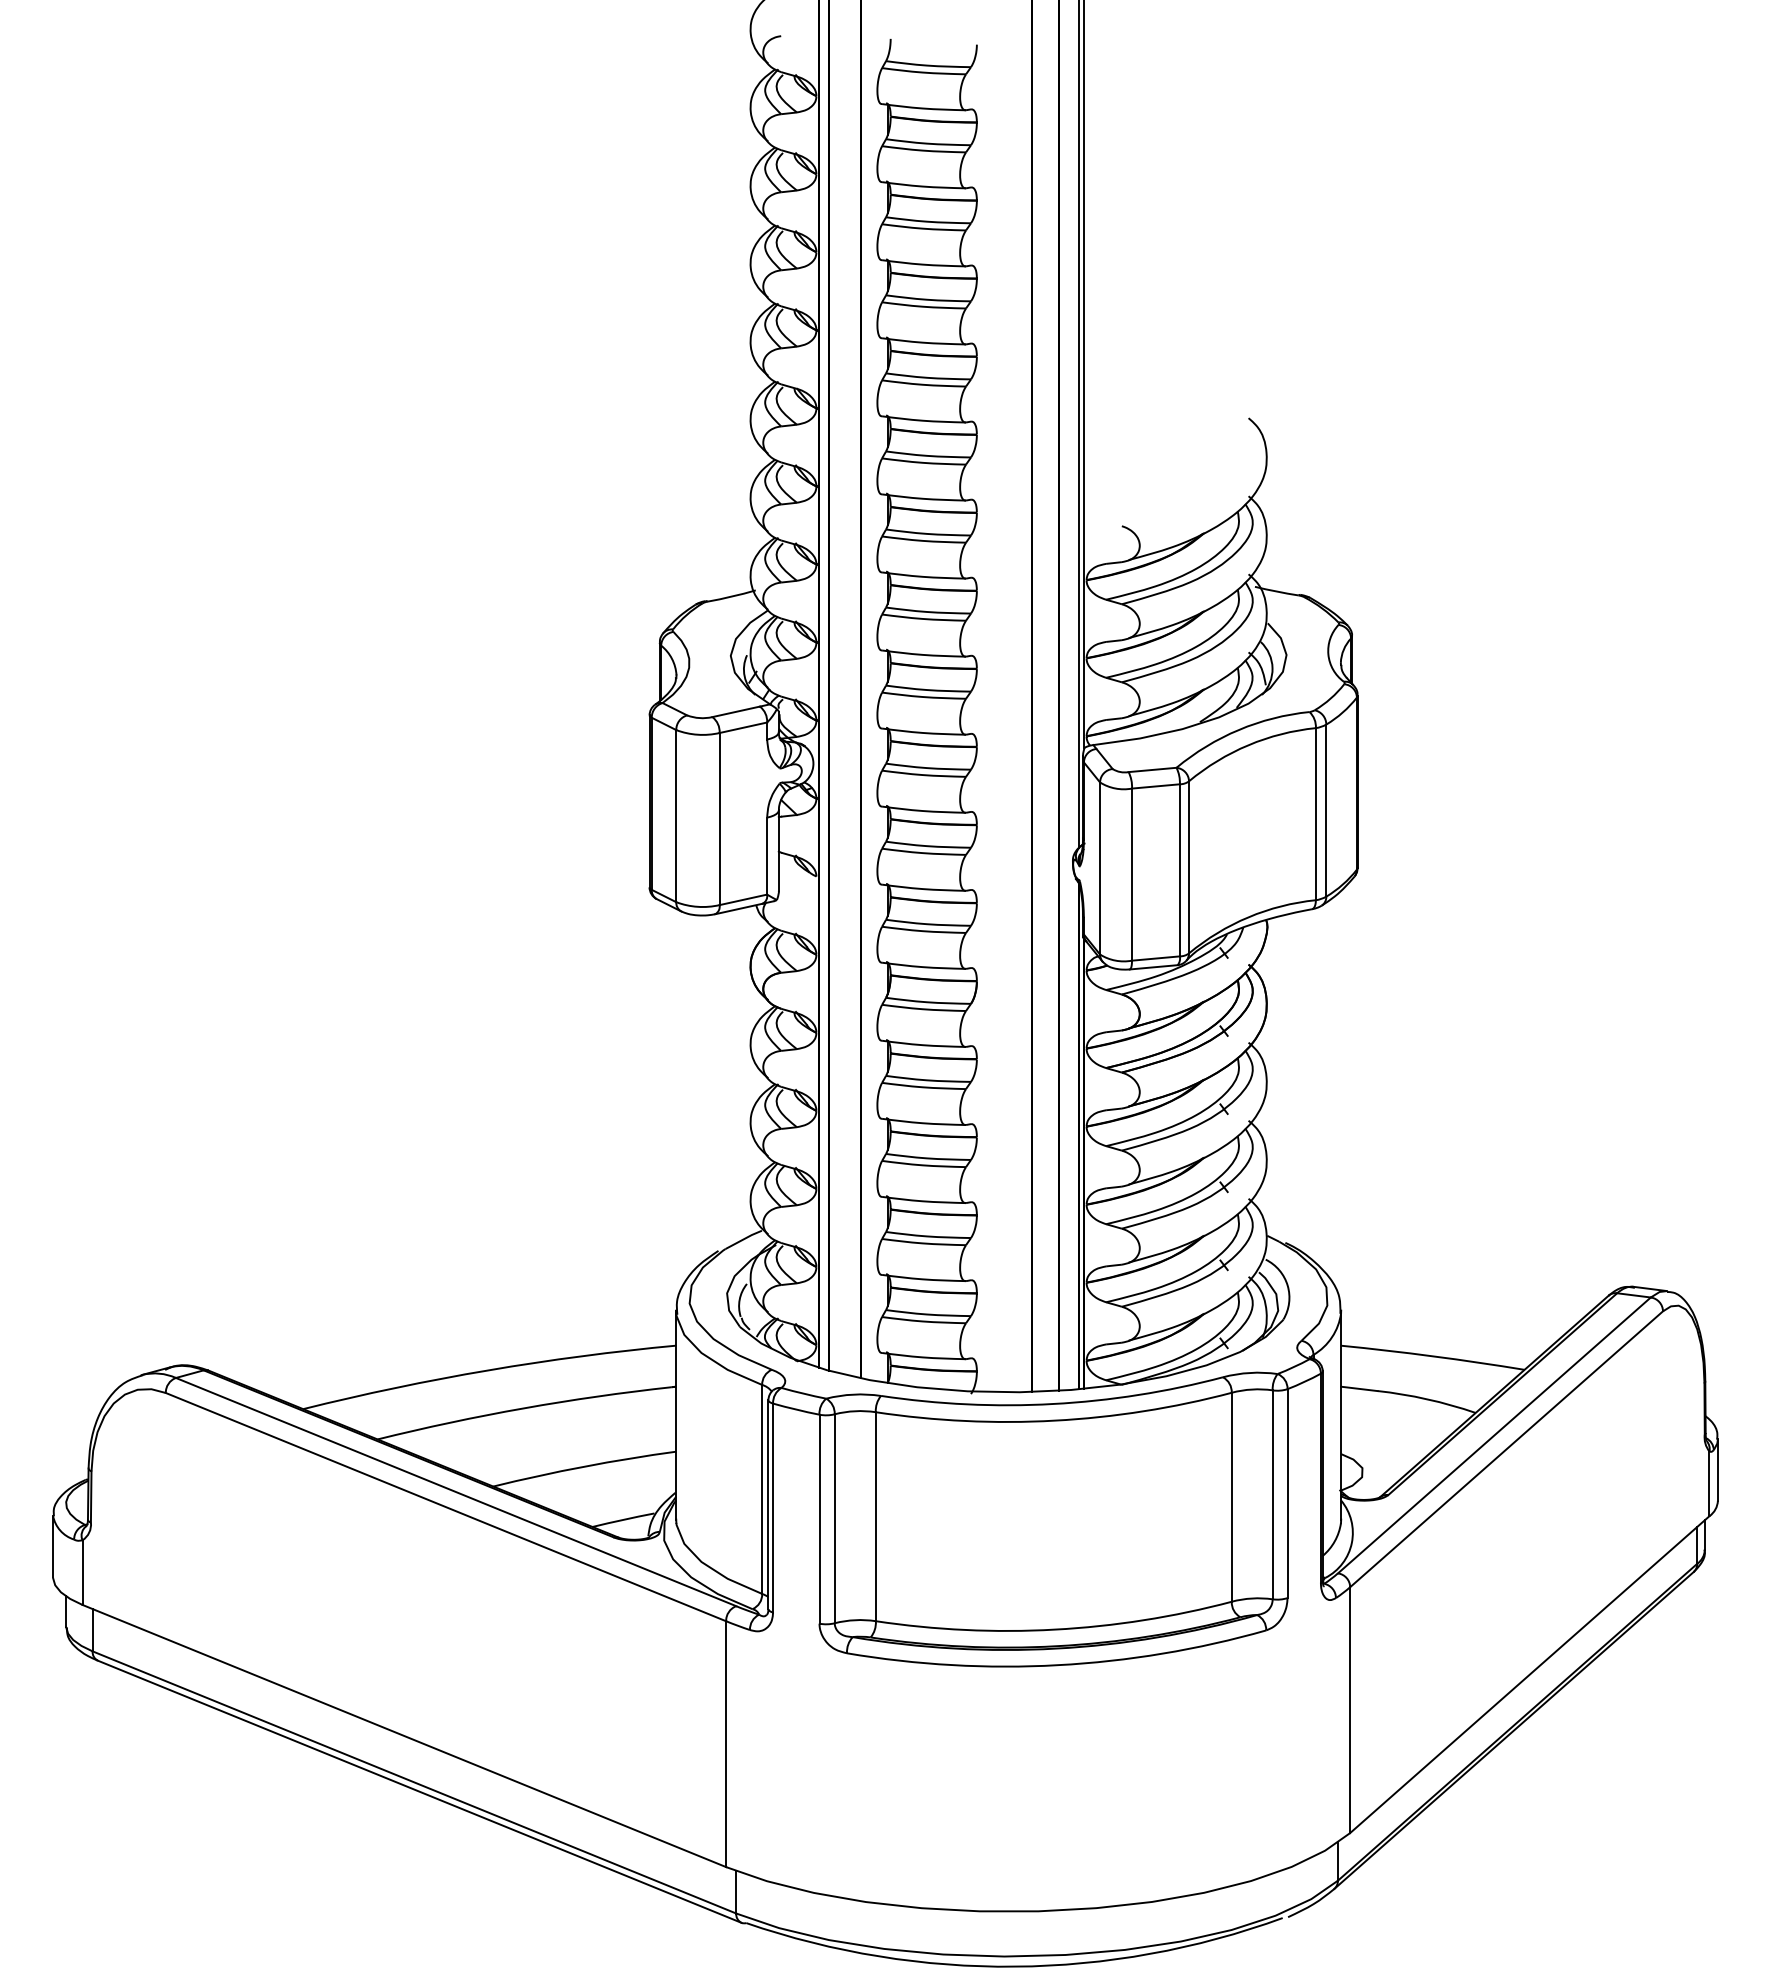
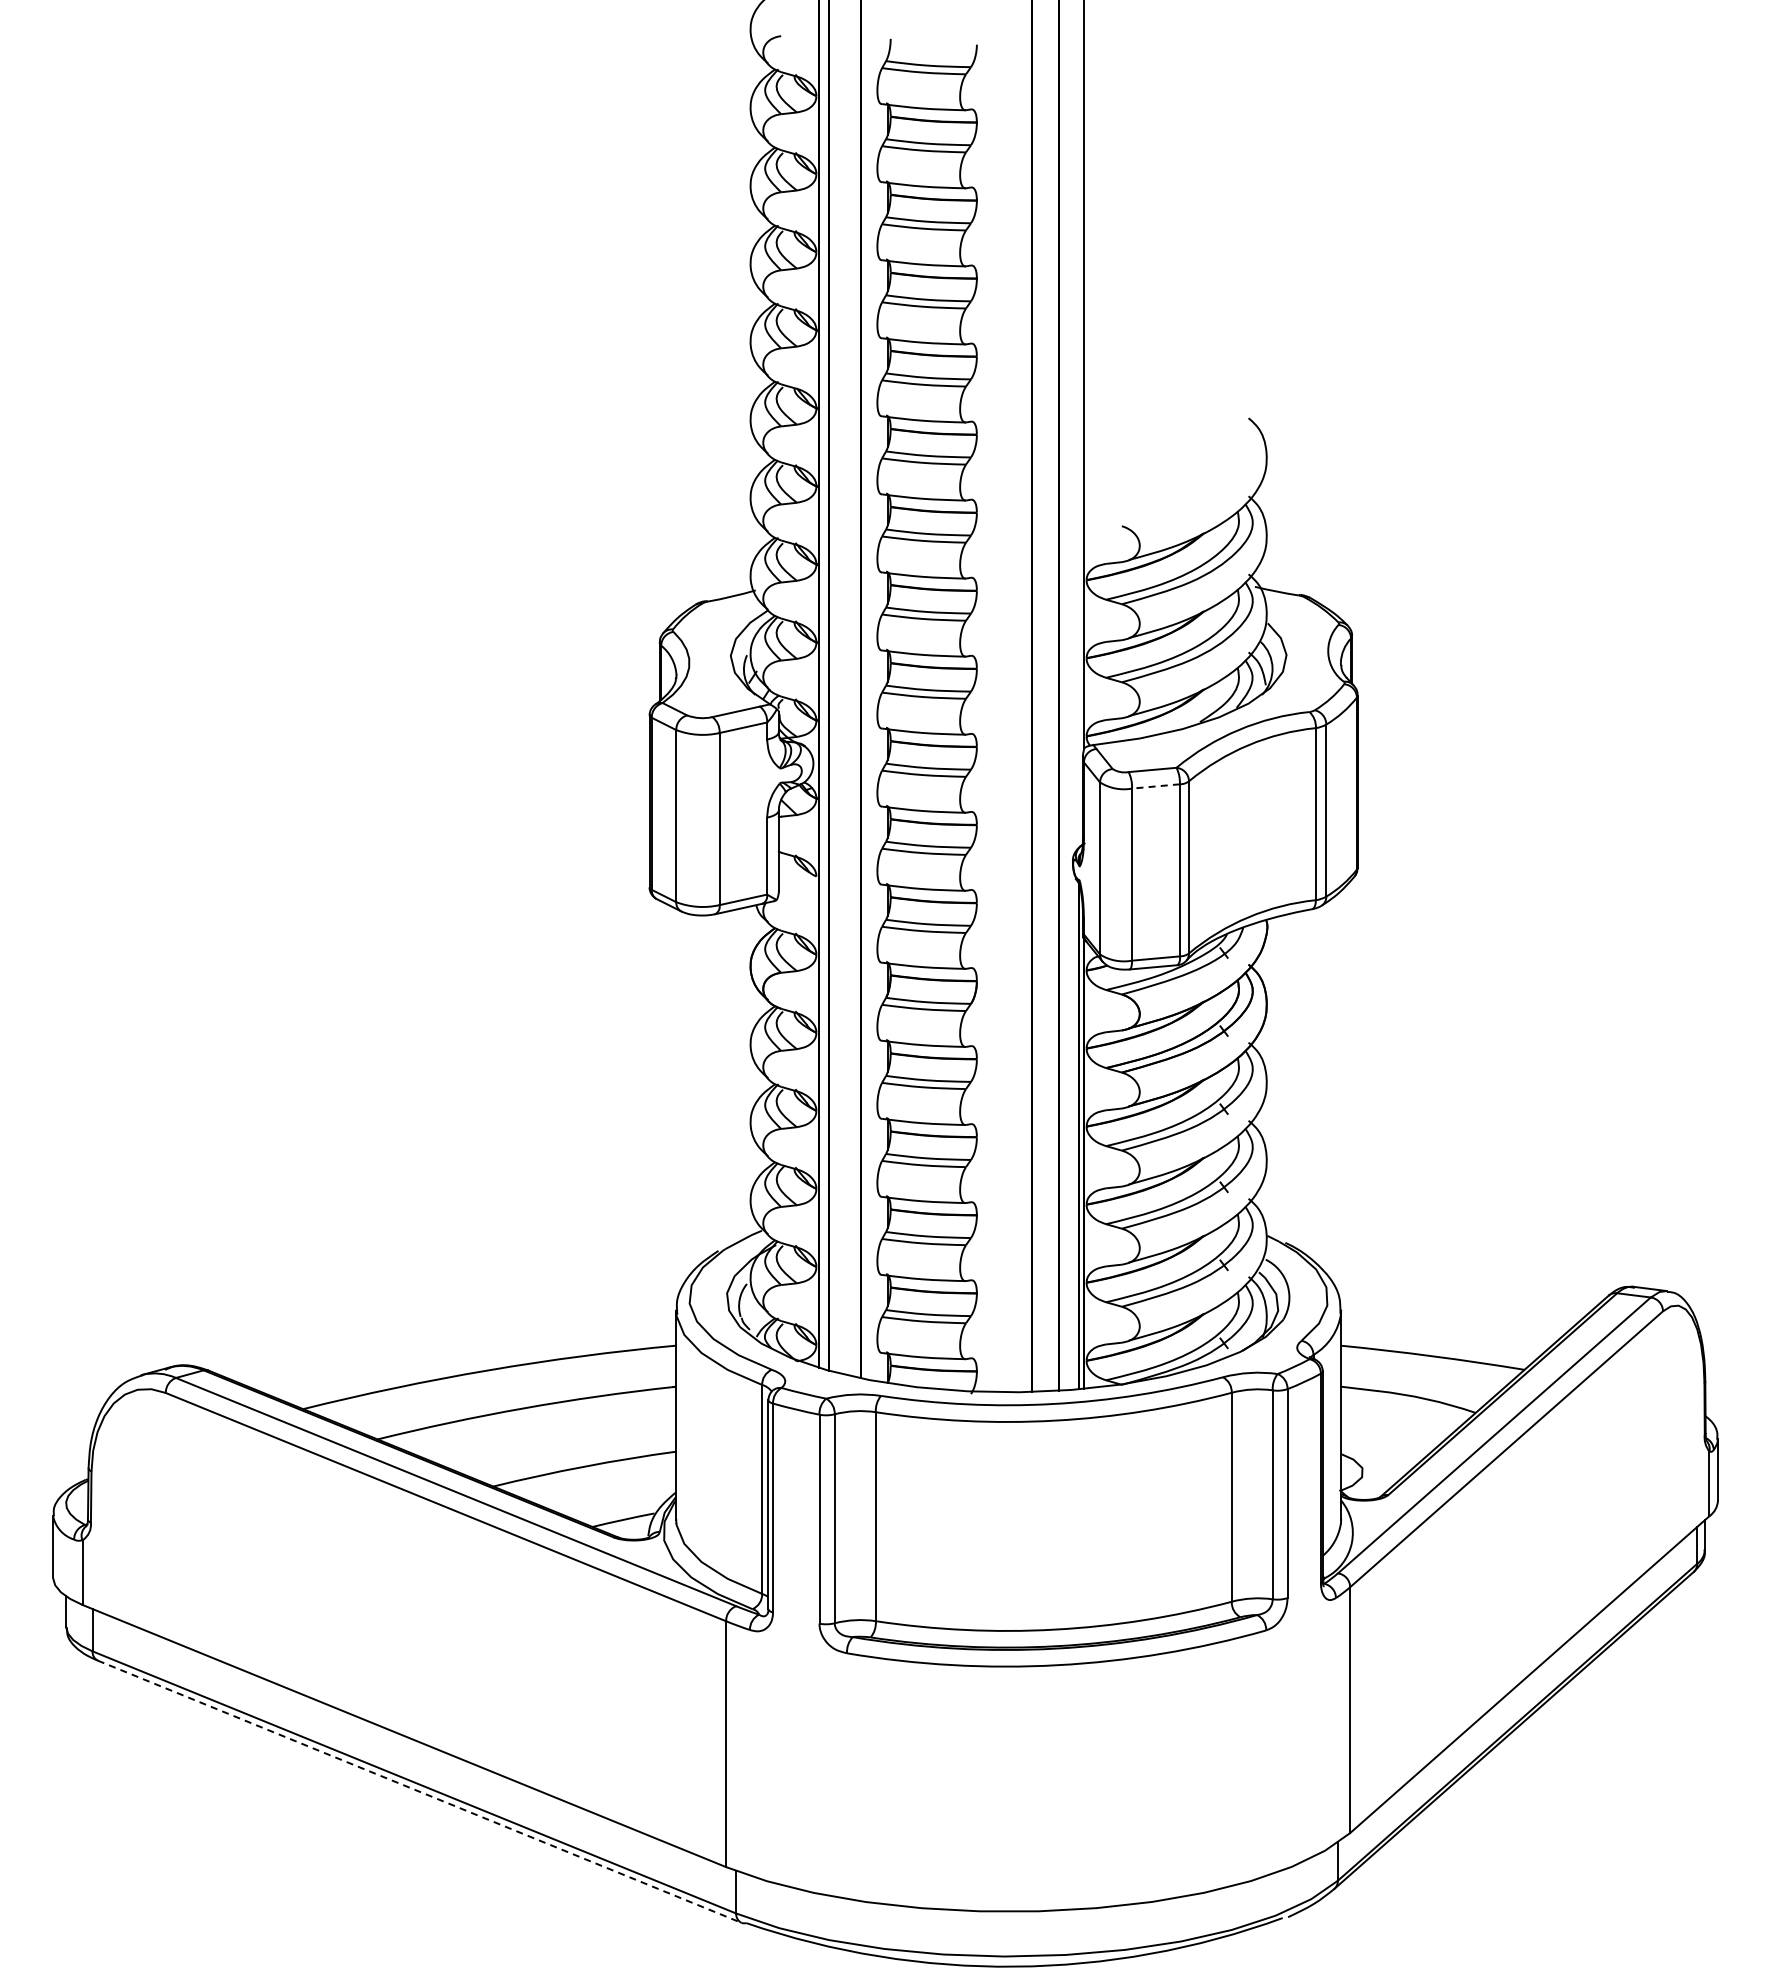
line: present -> none (1079, 425)
line: solid -> dashed (1155, 786)
line: solid -> dashed (419, 1791)
